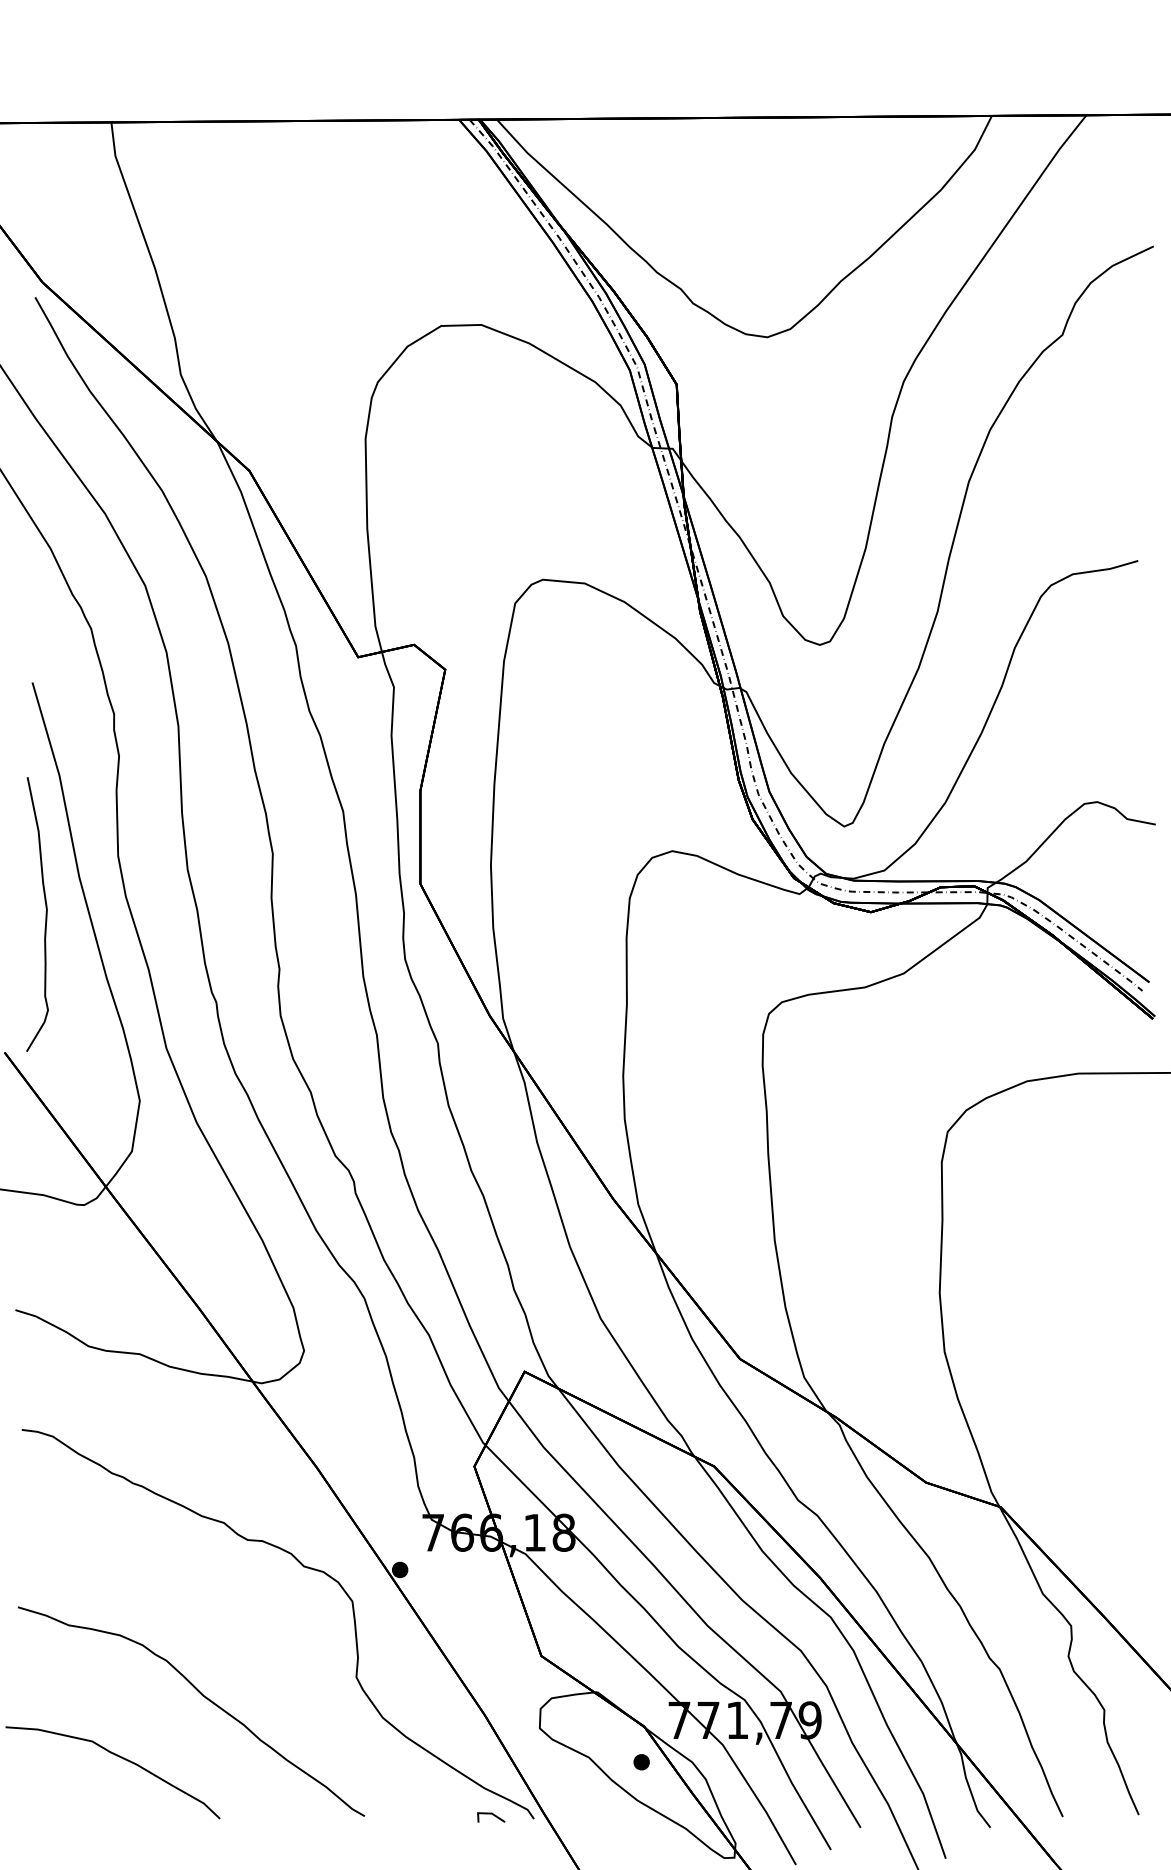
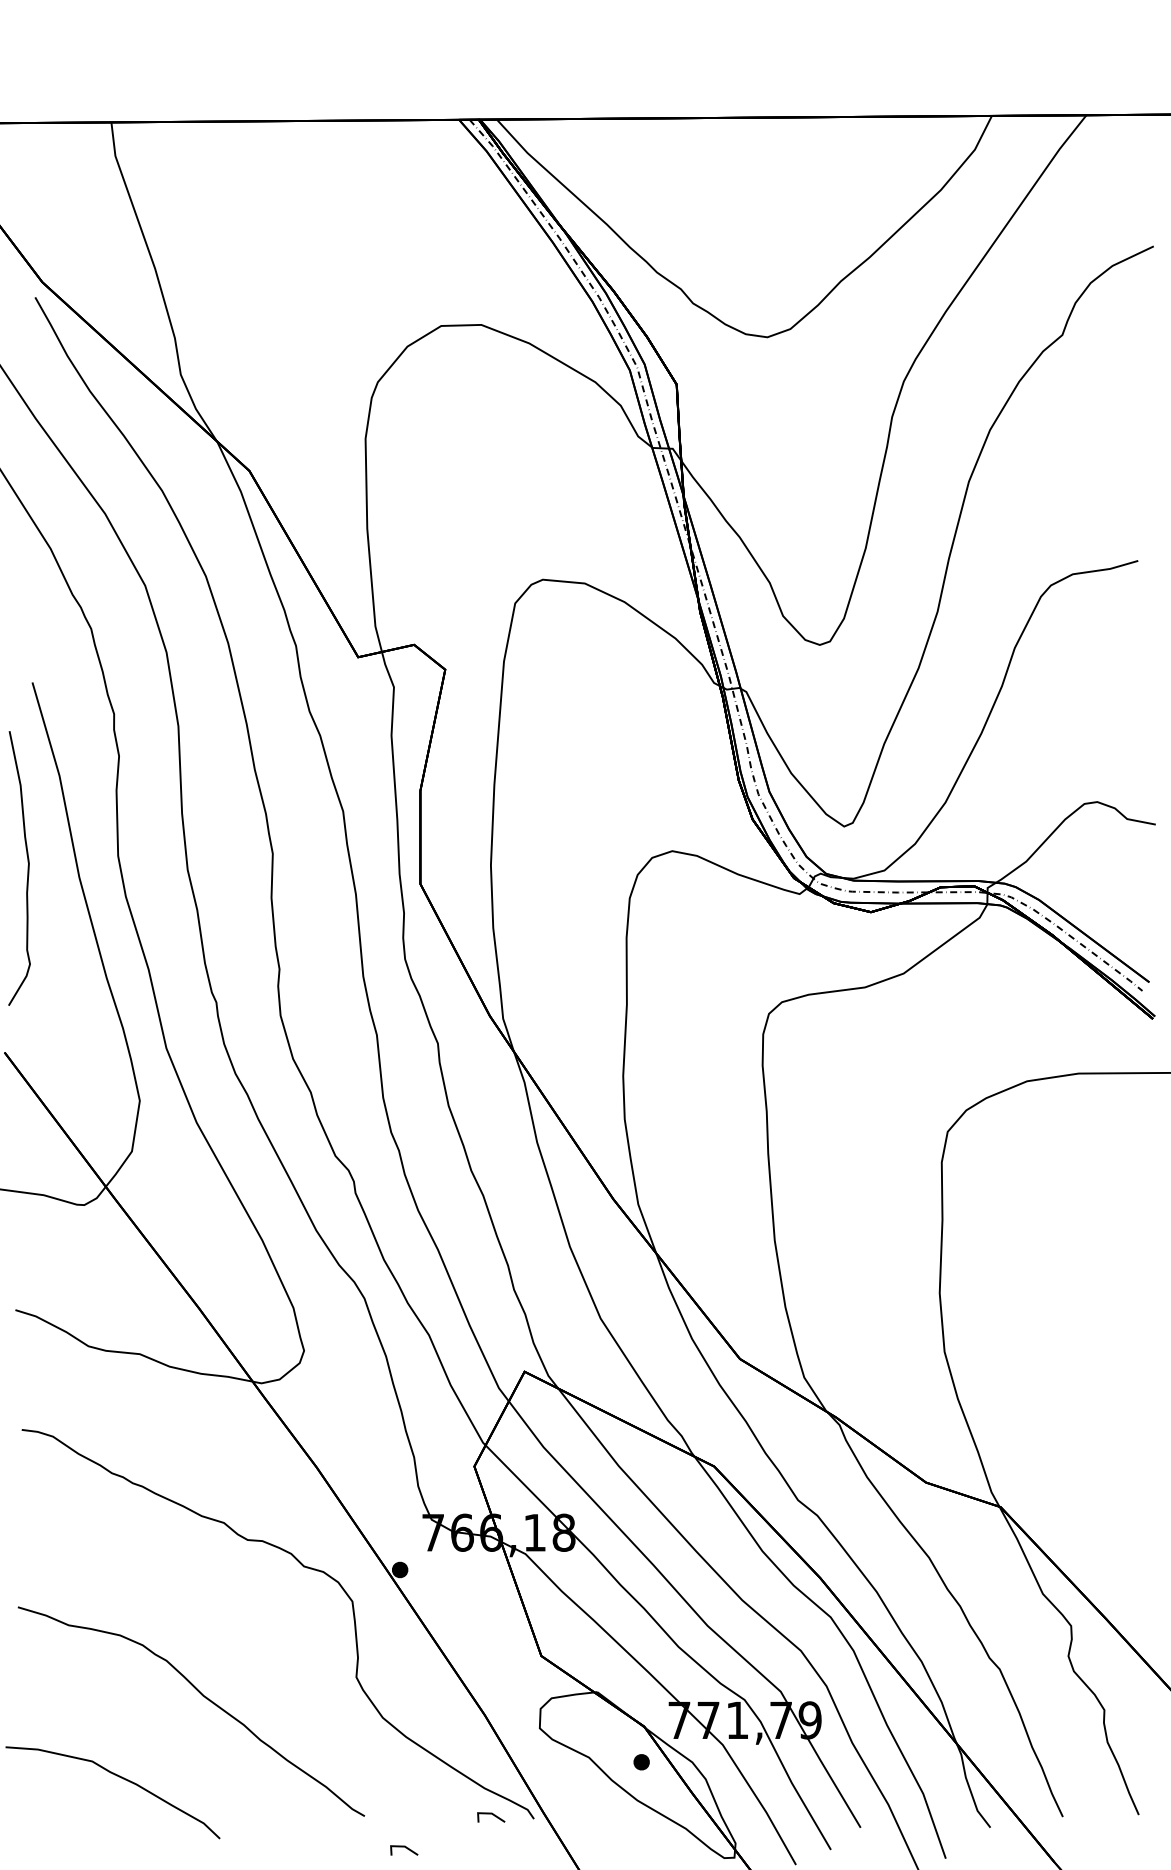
curve position: (45, 914) -> (27, 868) (27, 868)
curve position: (116, 1756) -> (116, 1776) (116, 1776)
line: none -> present (405, 1848)
